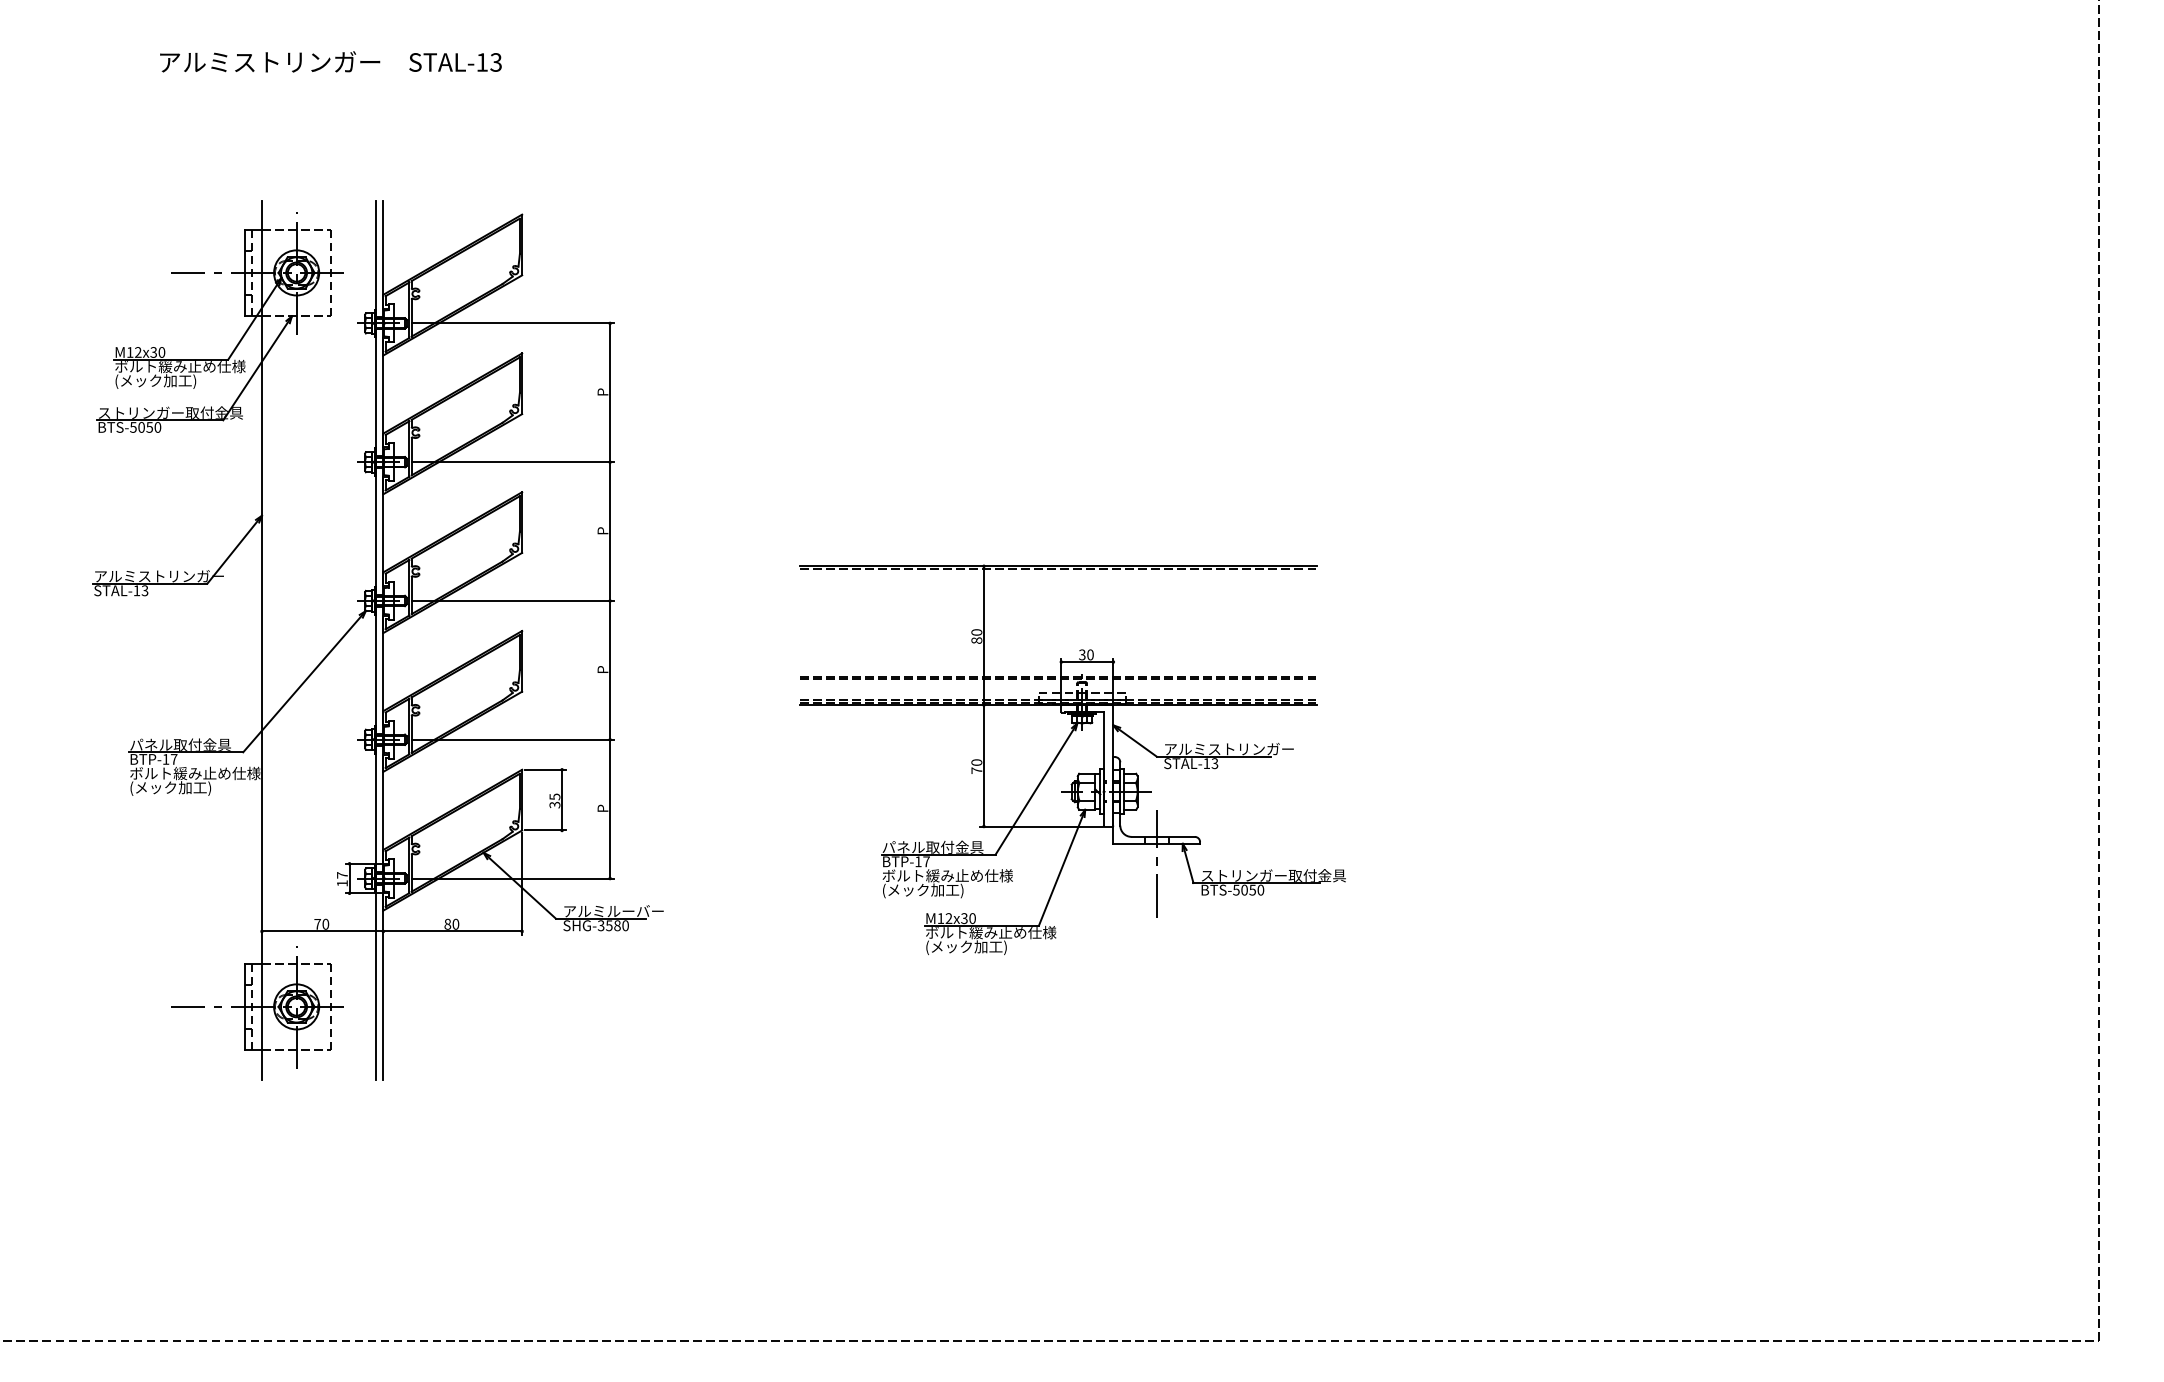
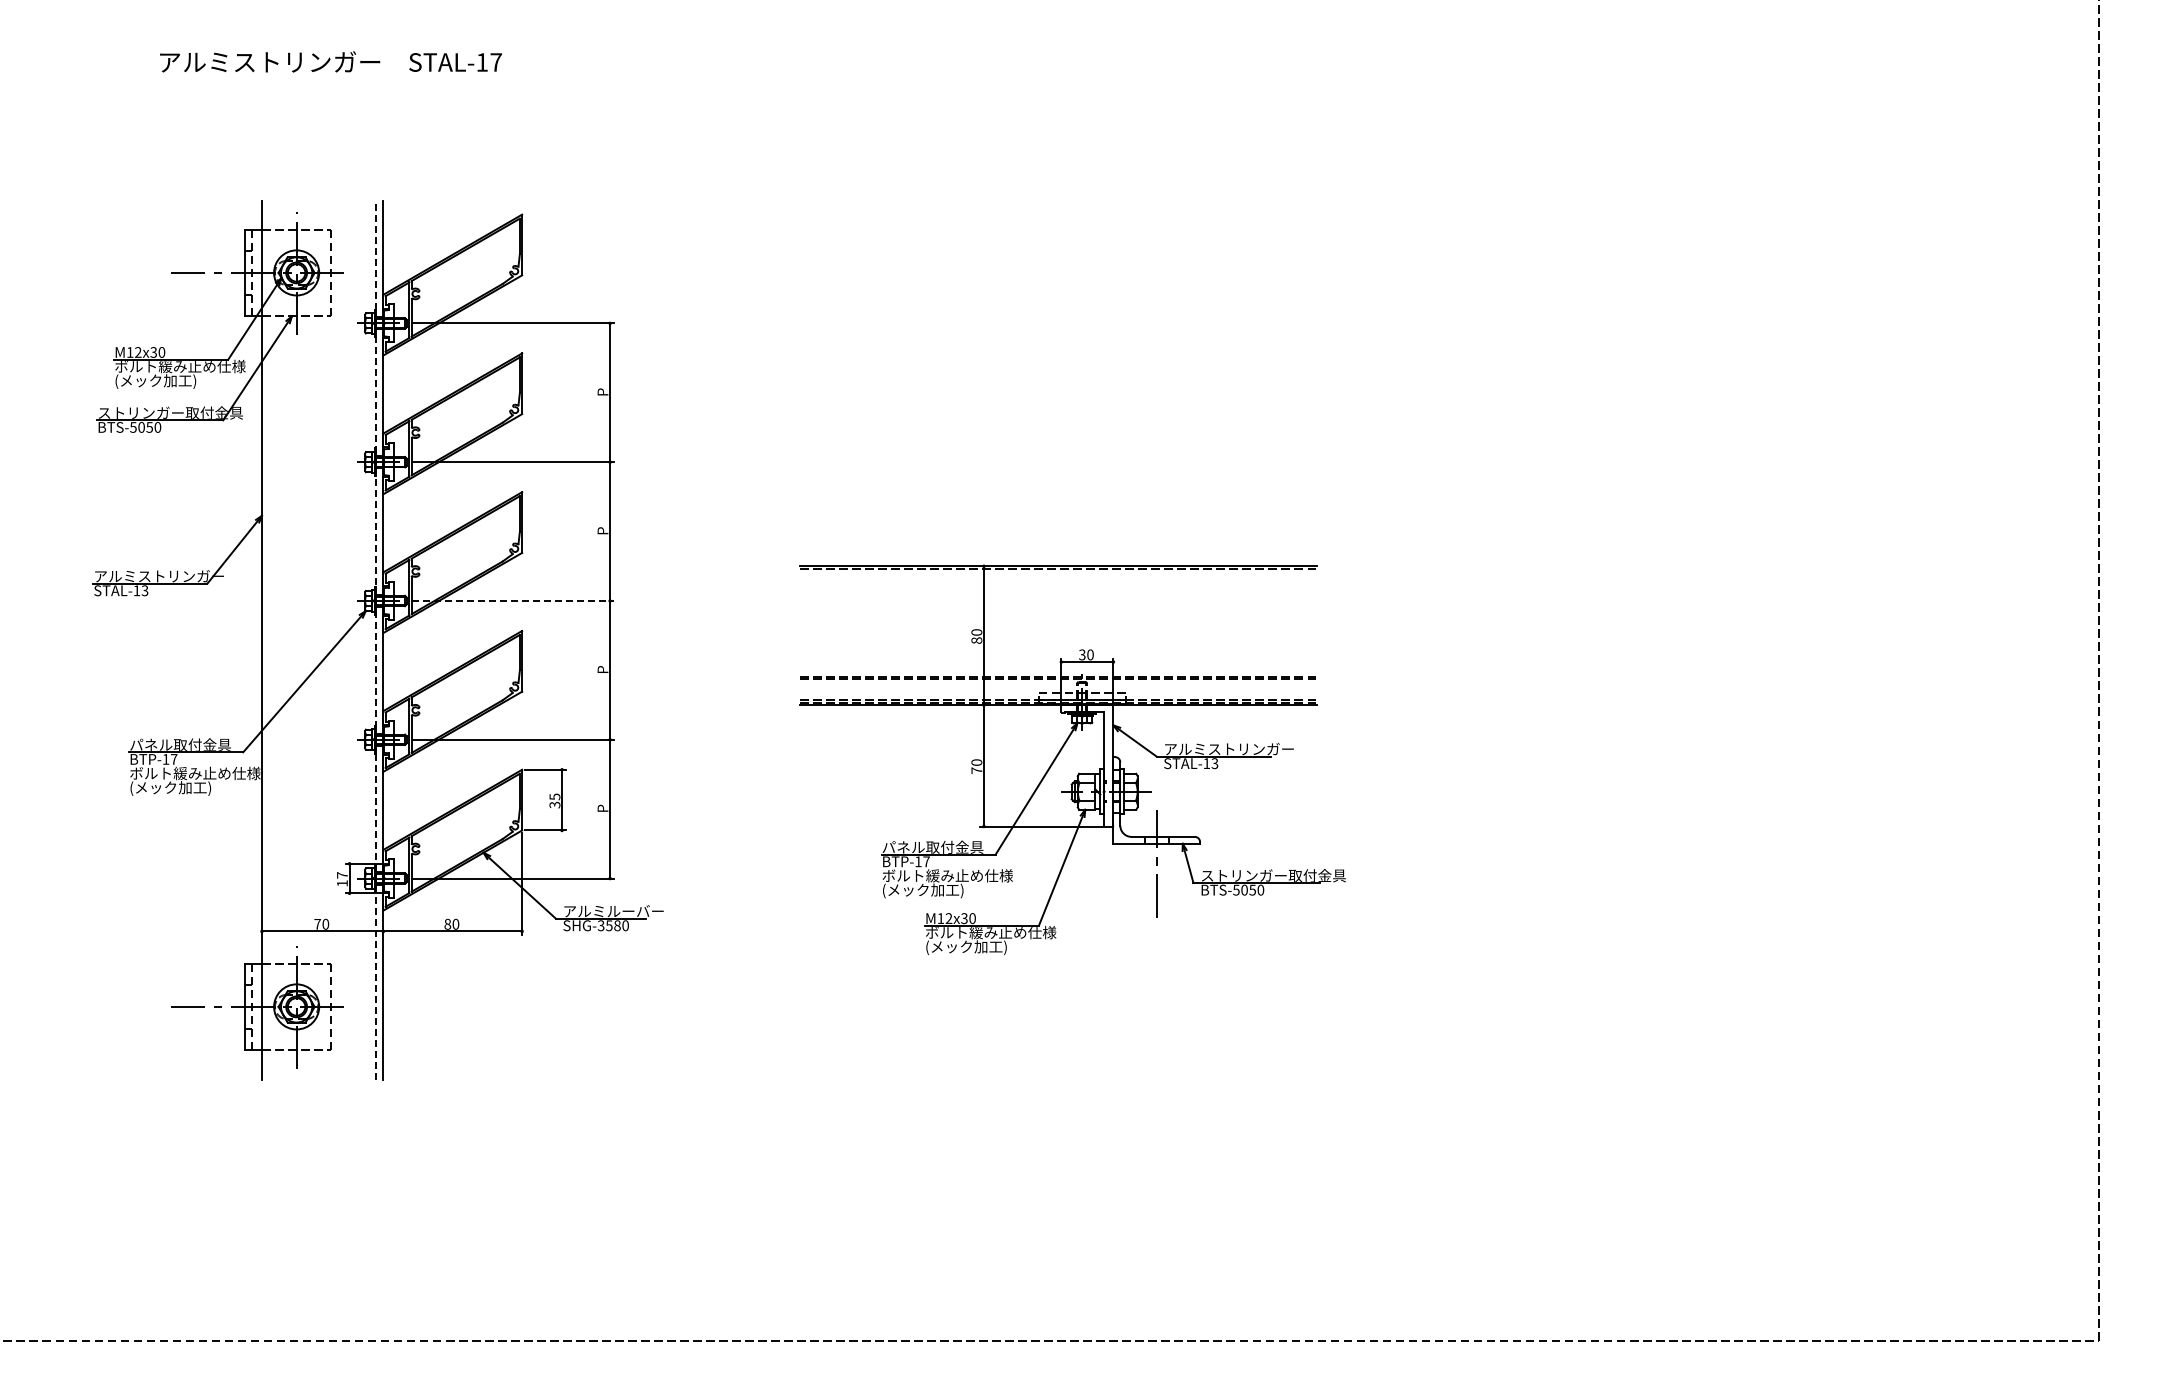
text: STAL-13 -> STAL-17 (495, 62)
line: solid -> dashed (512, 600)
line: solid -> dashed (376, 640)
